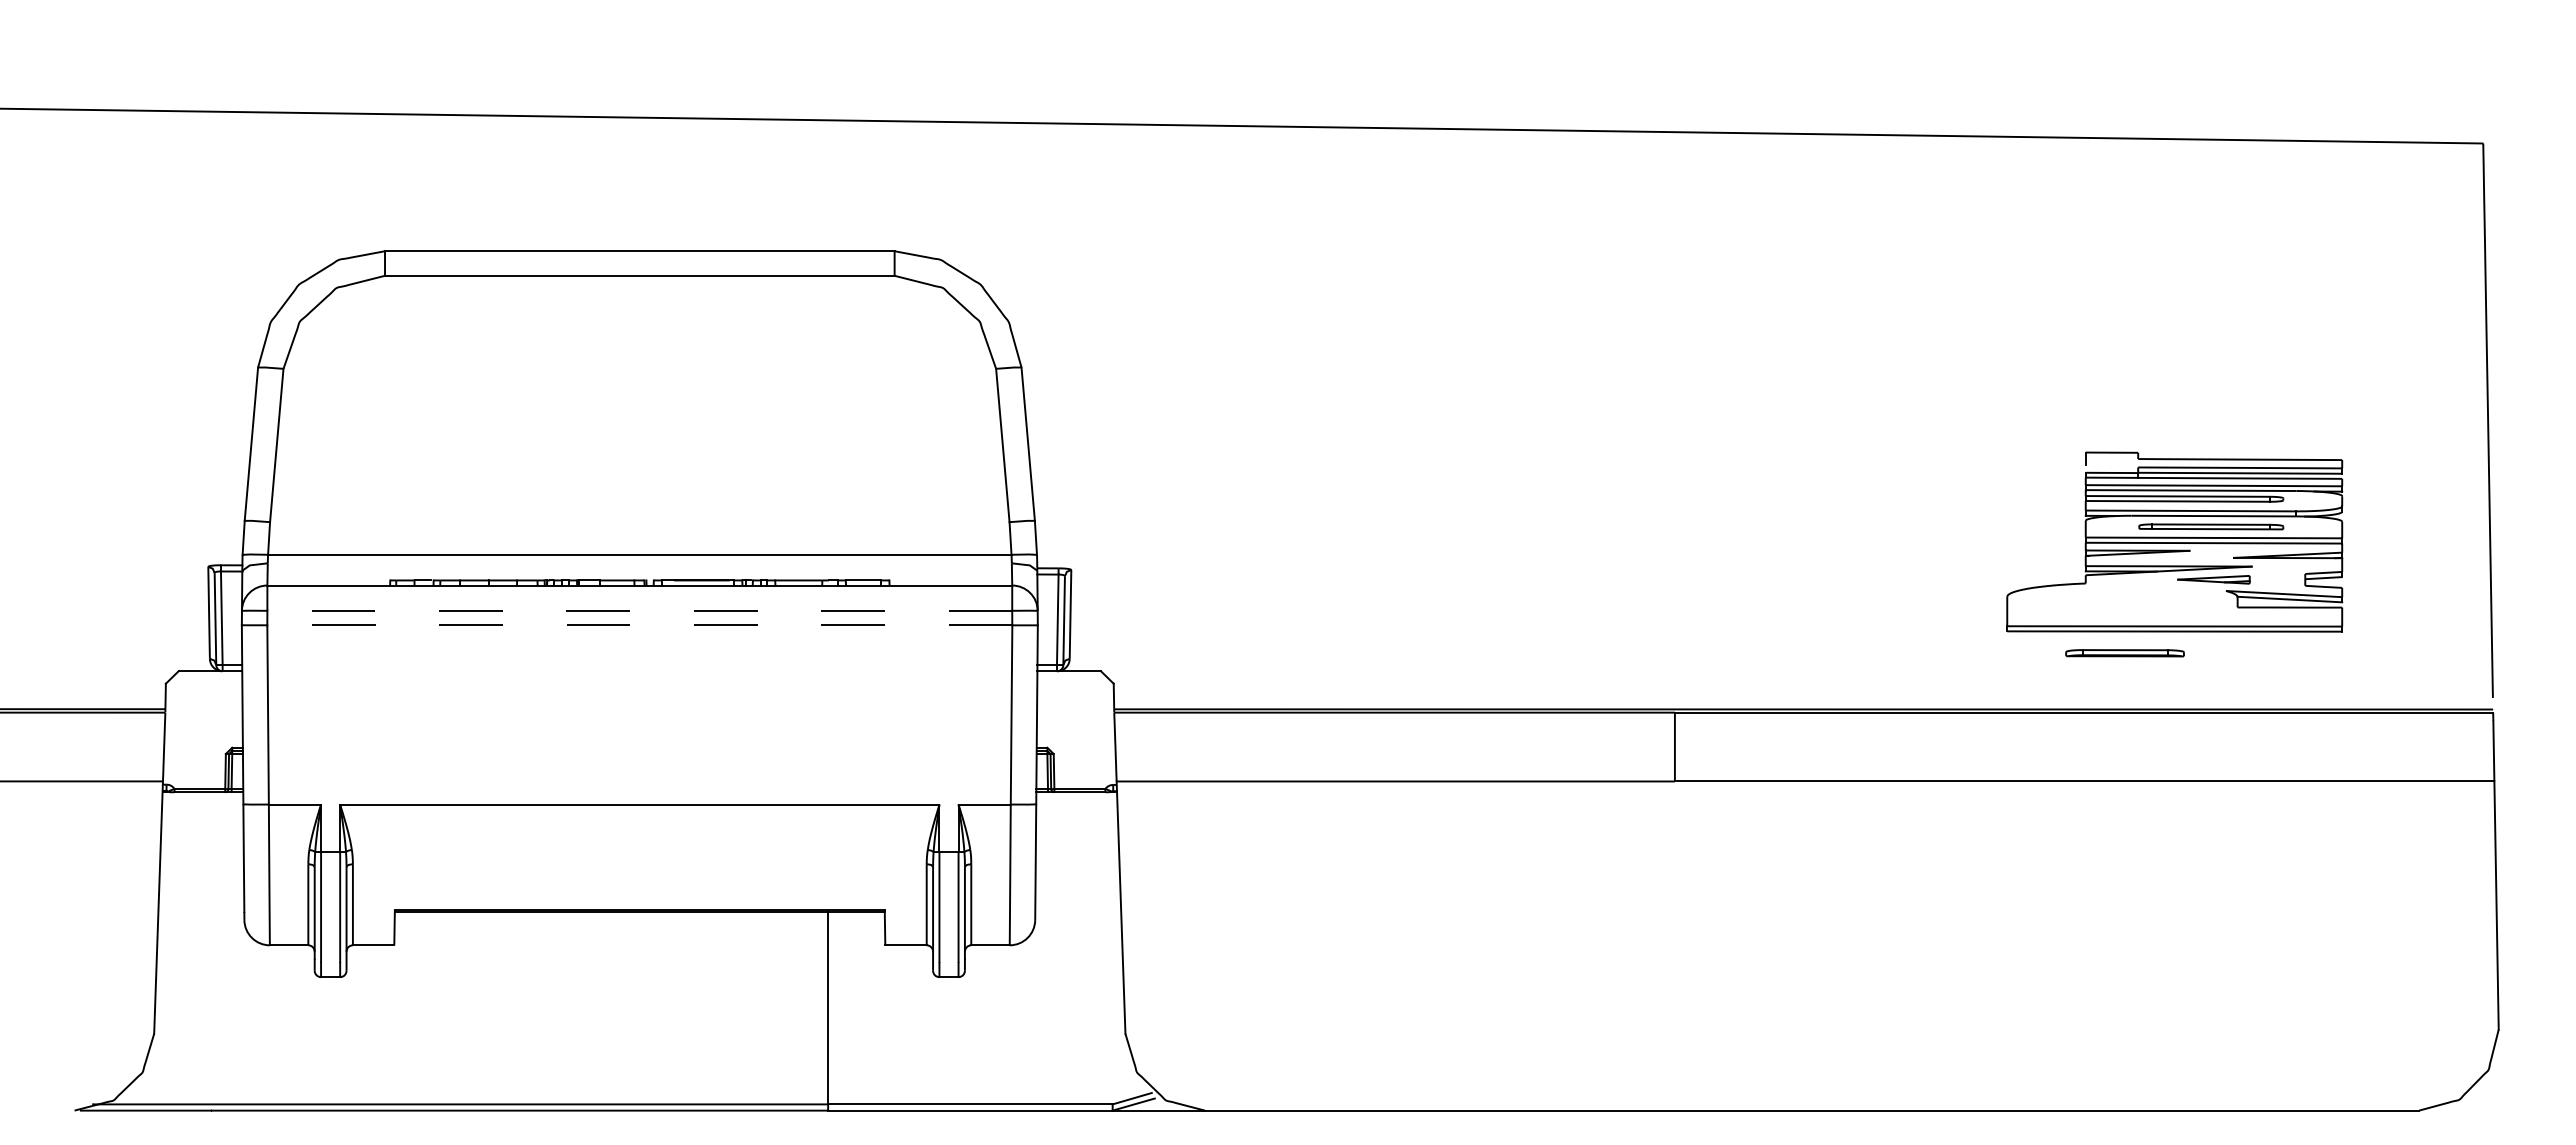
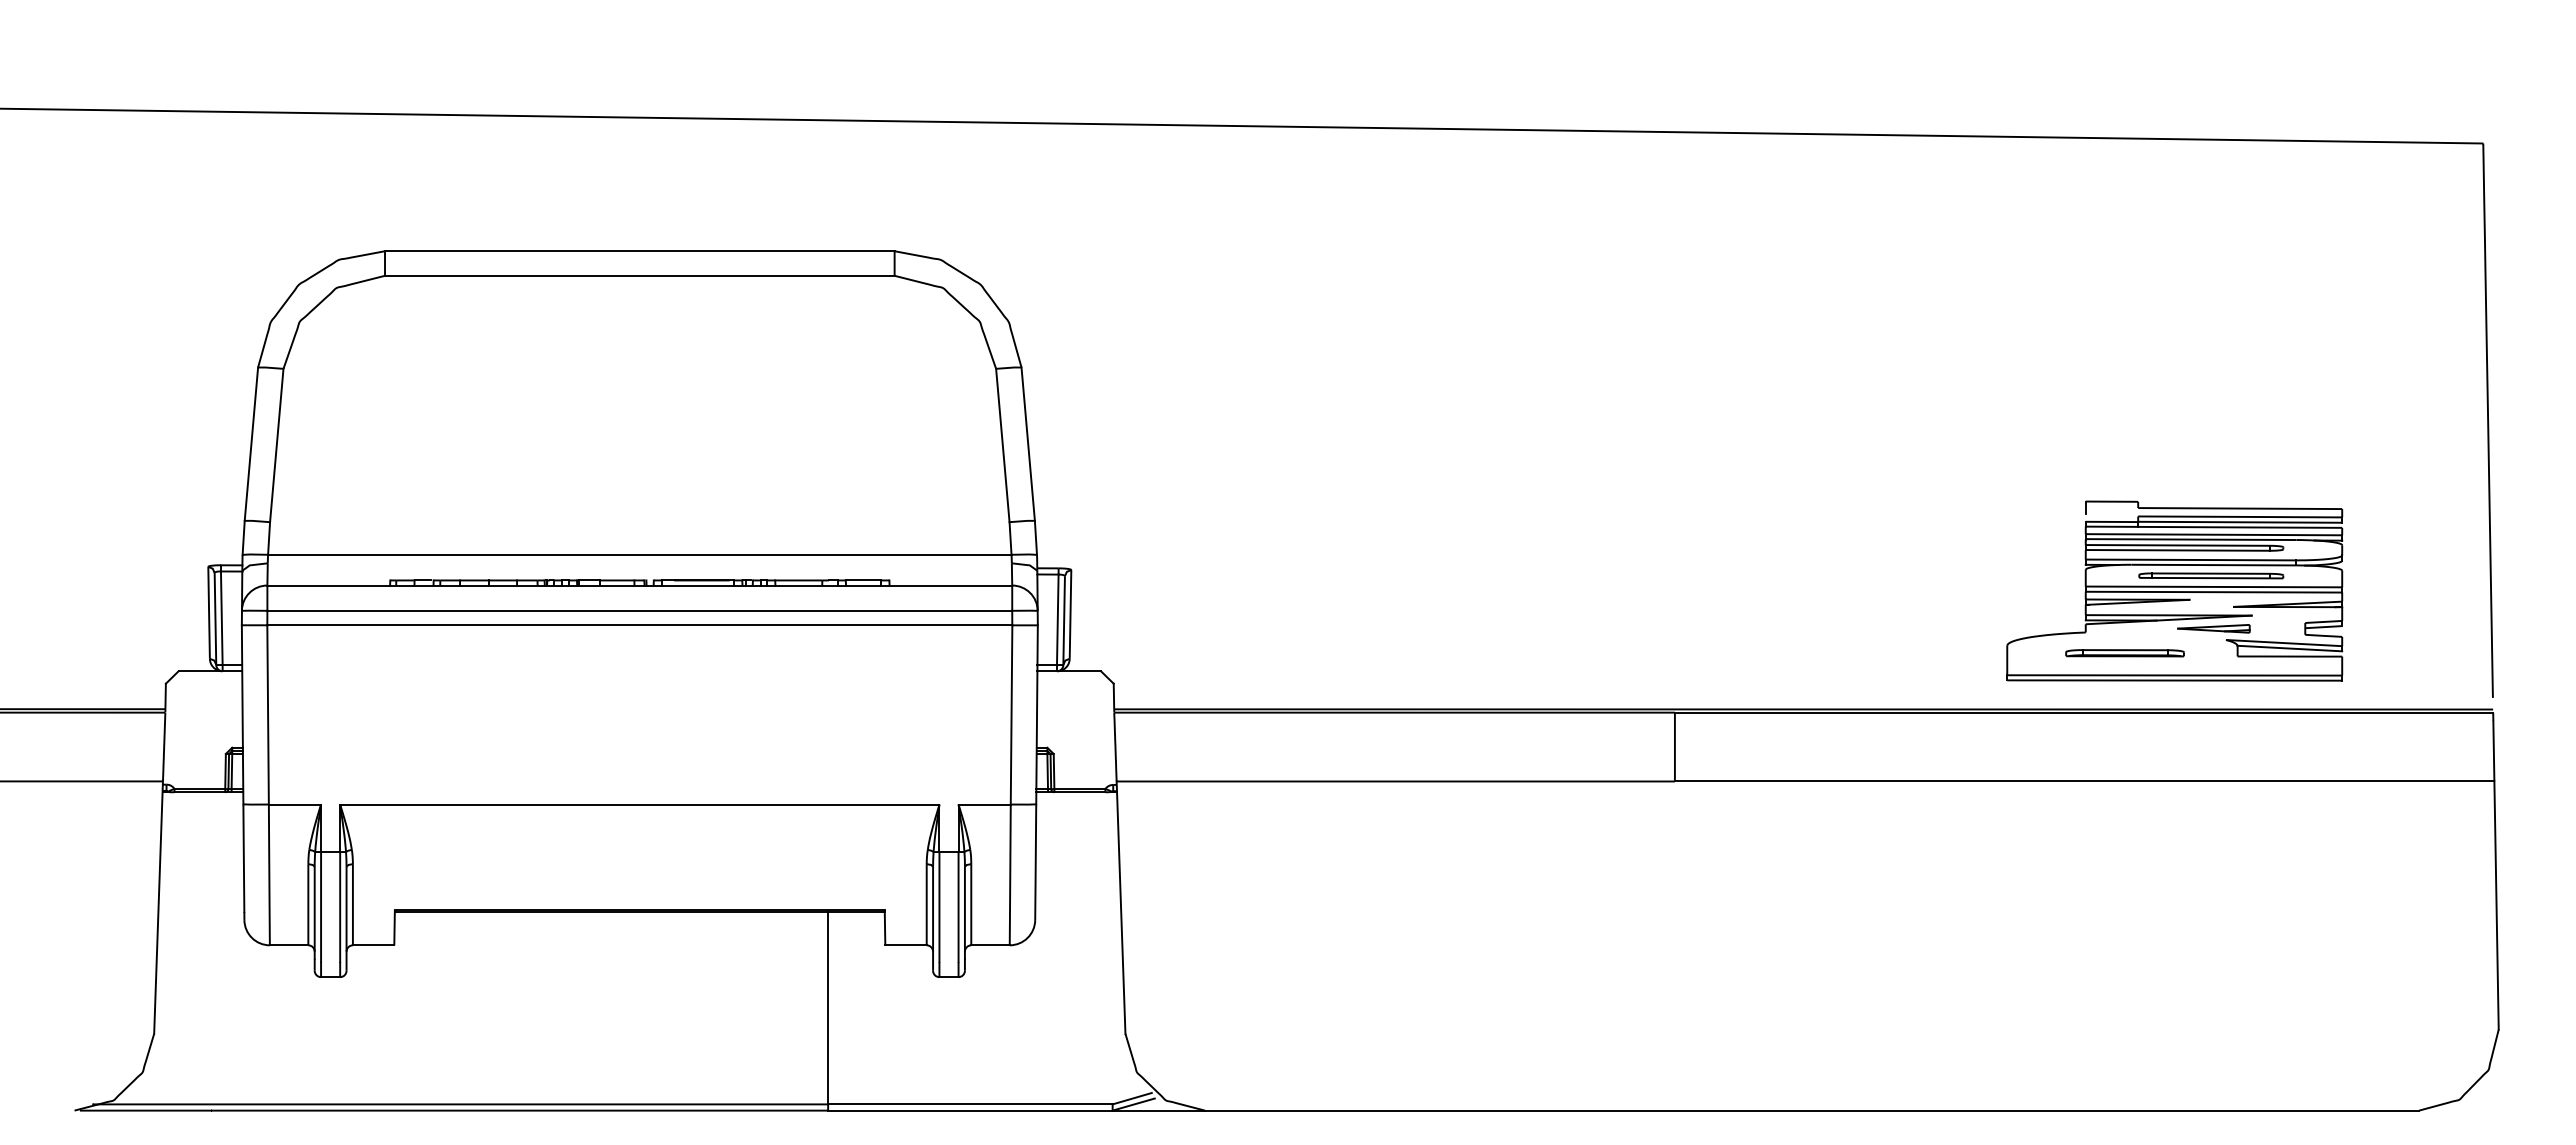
part position: (2174, 541) -> (2174, 590) (2174, 590)
line: dashed -> solid (639, 610)
line: dashed -> solid (639, 625)
